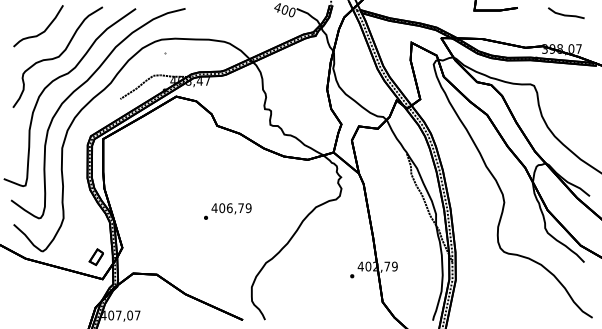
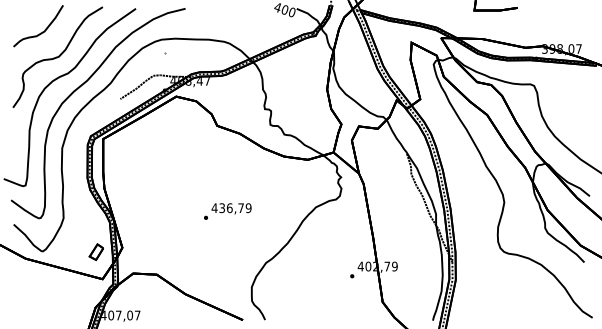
line: present -> none (566, 14)
text: 406,79 -> 436,79 (222, 208)
part position: (95, 257) -> (95, 252) (95, 252)
